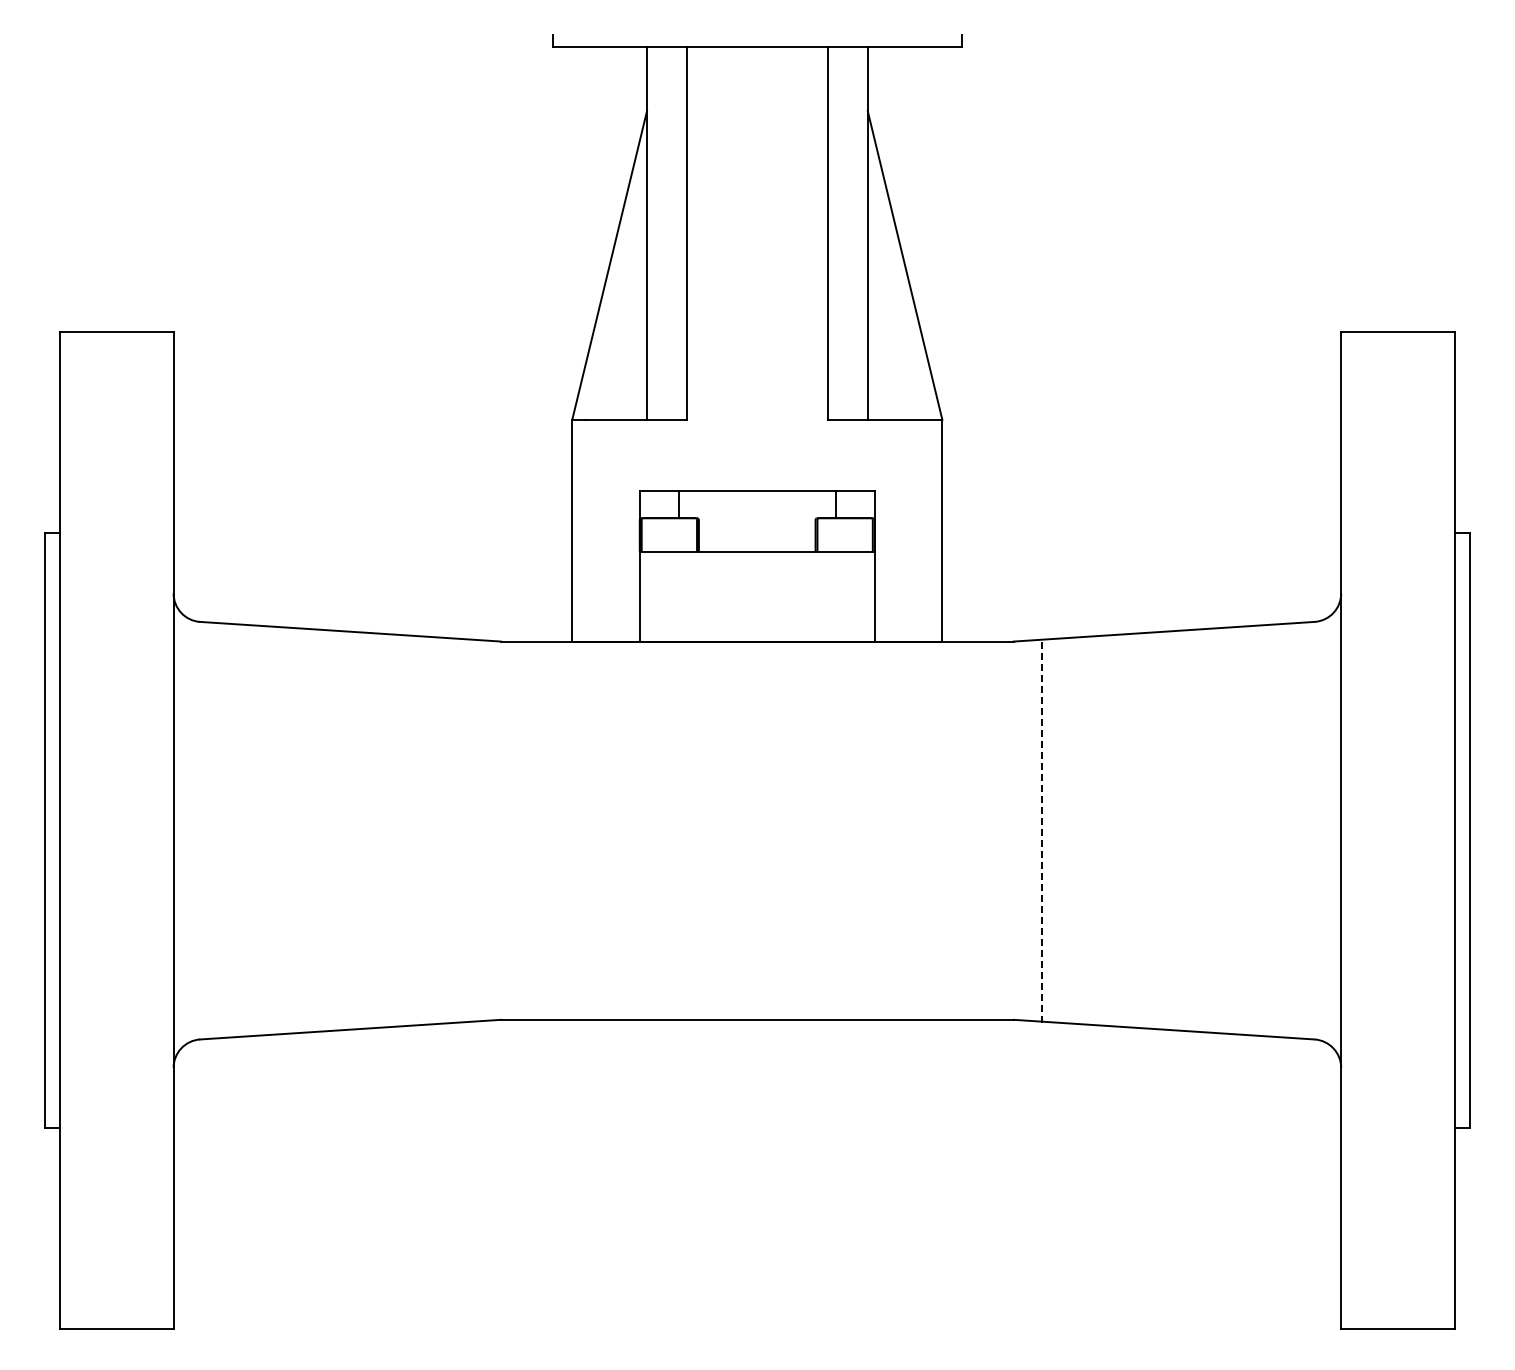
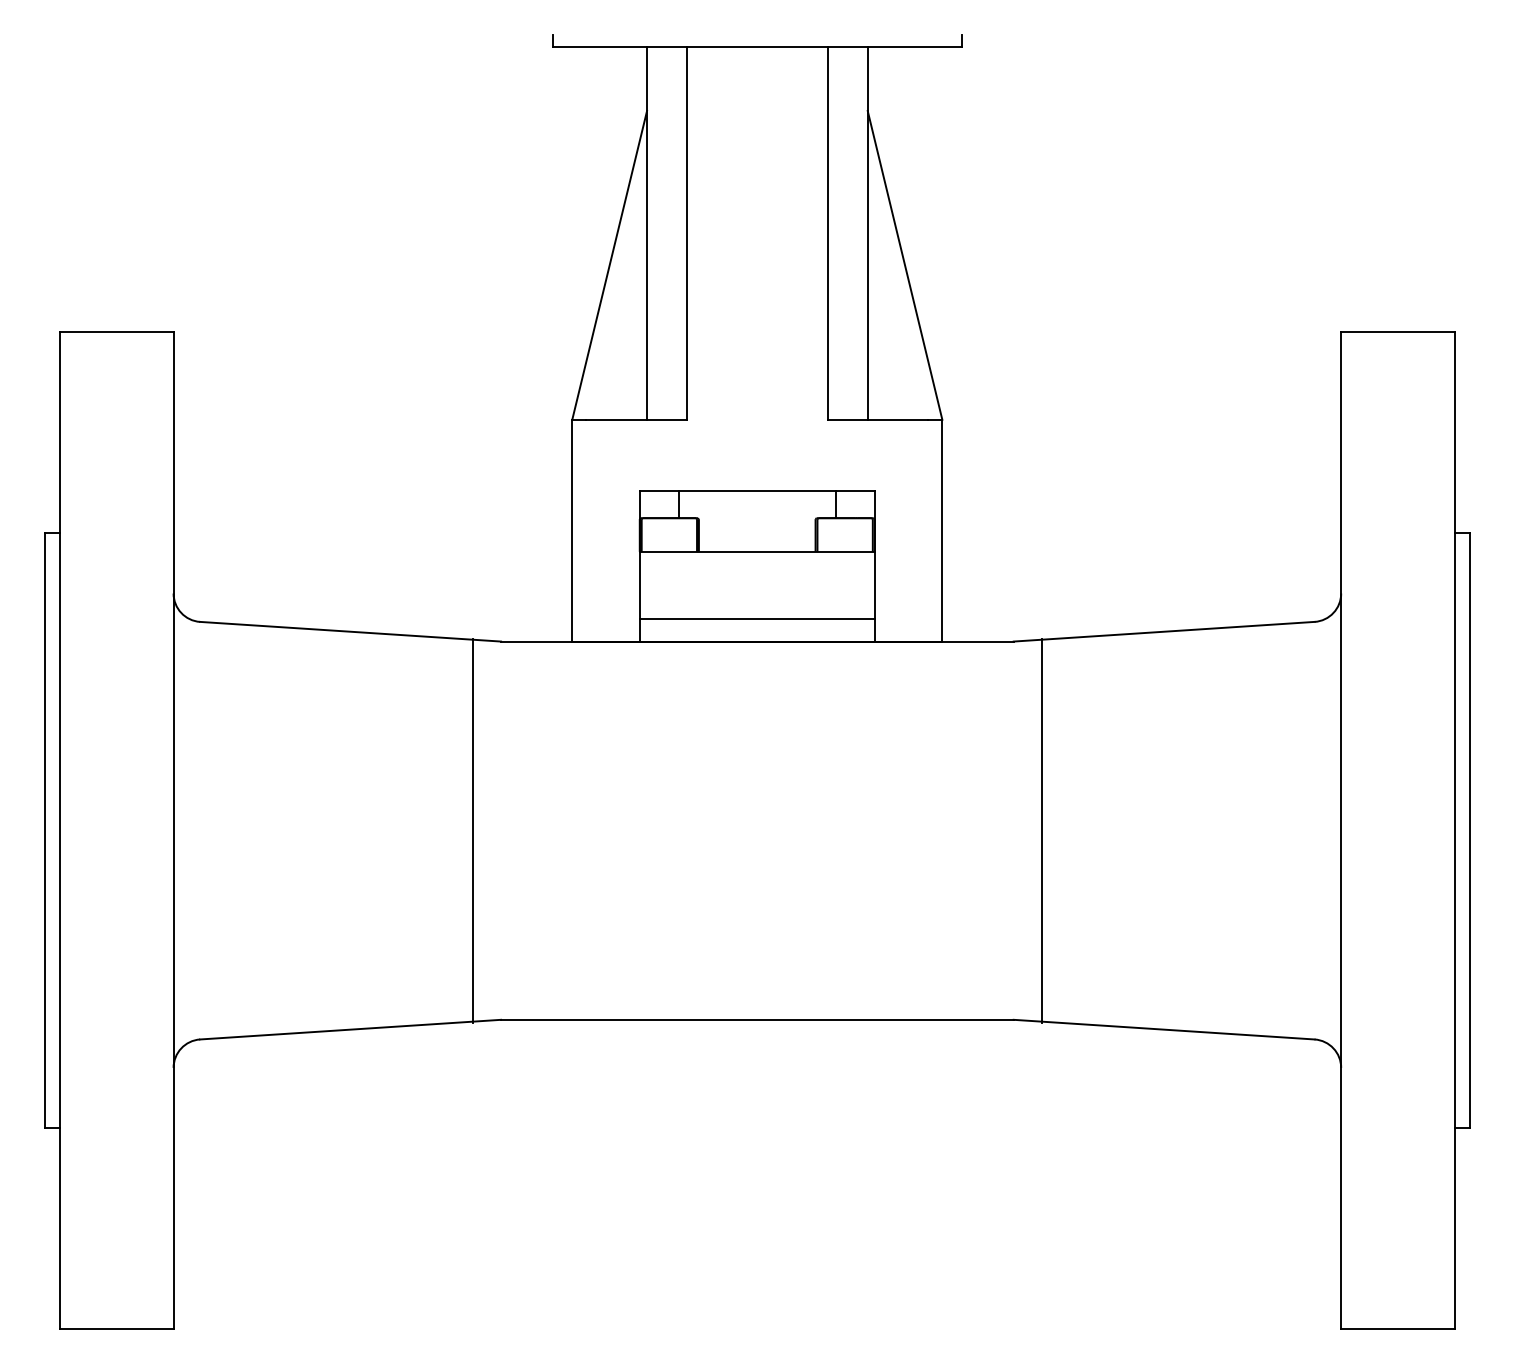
line: none -> present (756, 619)
line: none -> present (472, 830)
line: dashed -> solid (1042, 830)
